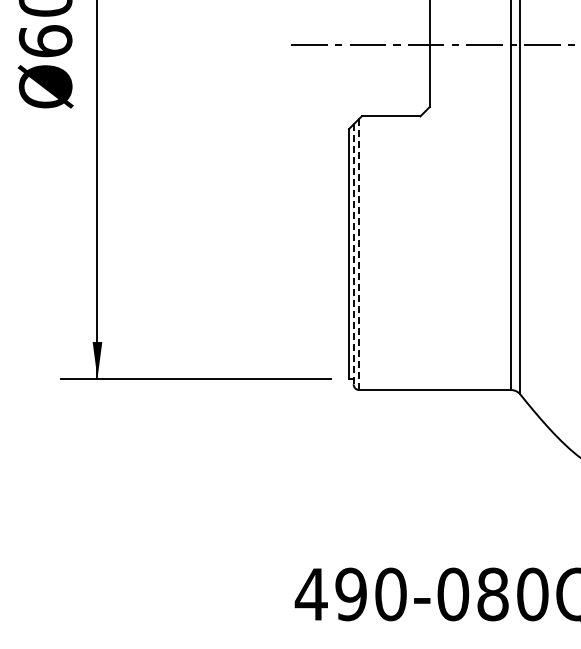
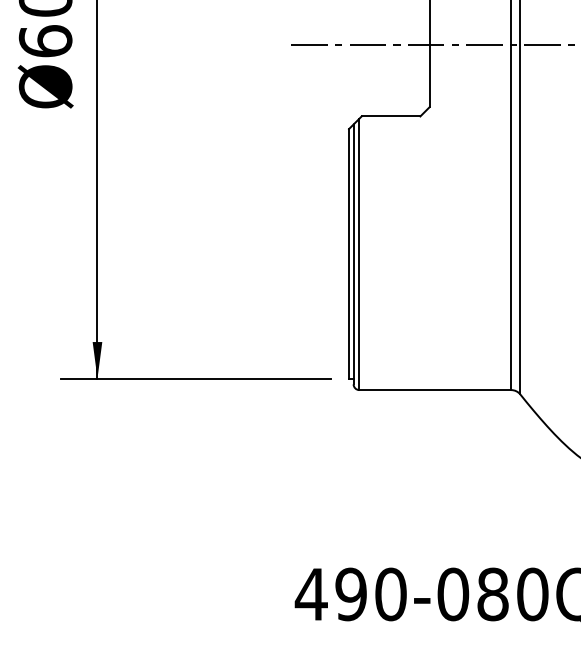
line: dashed -> solid (353, 254)
line: dashed -> solid (359, 254)
